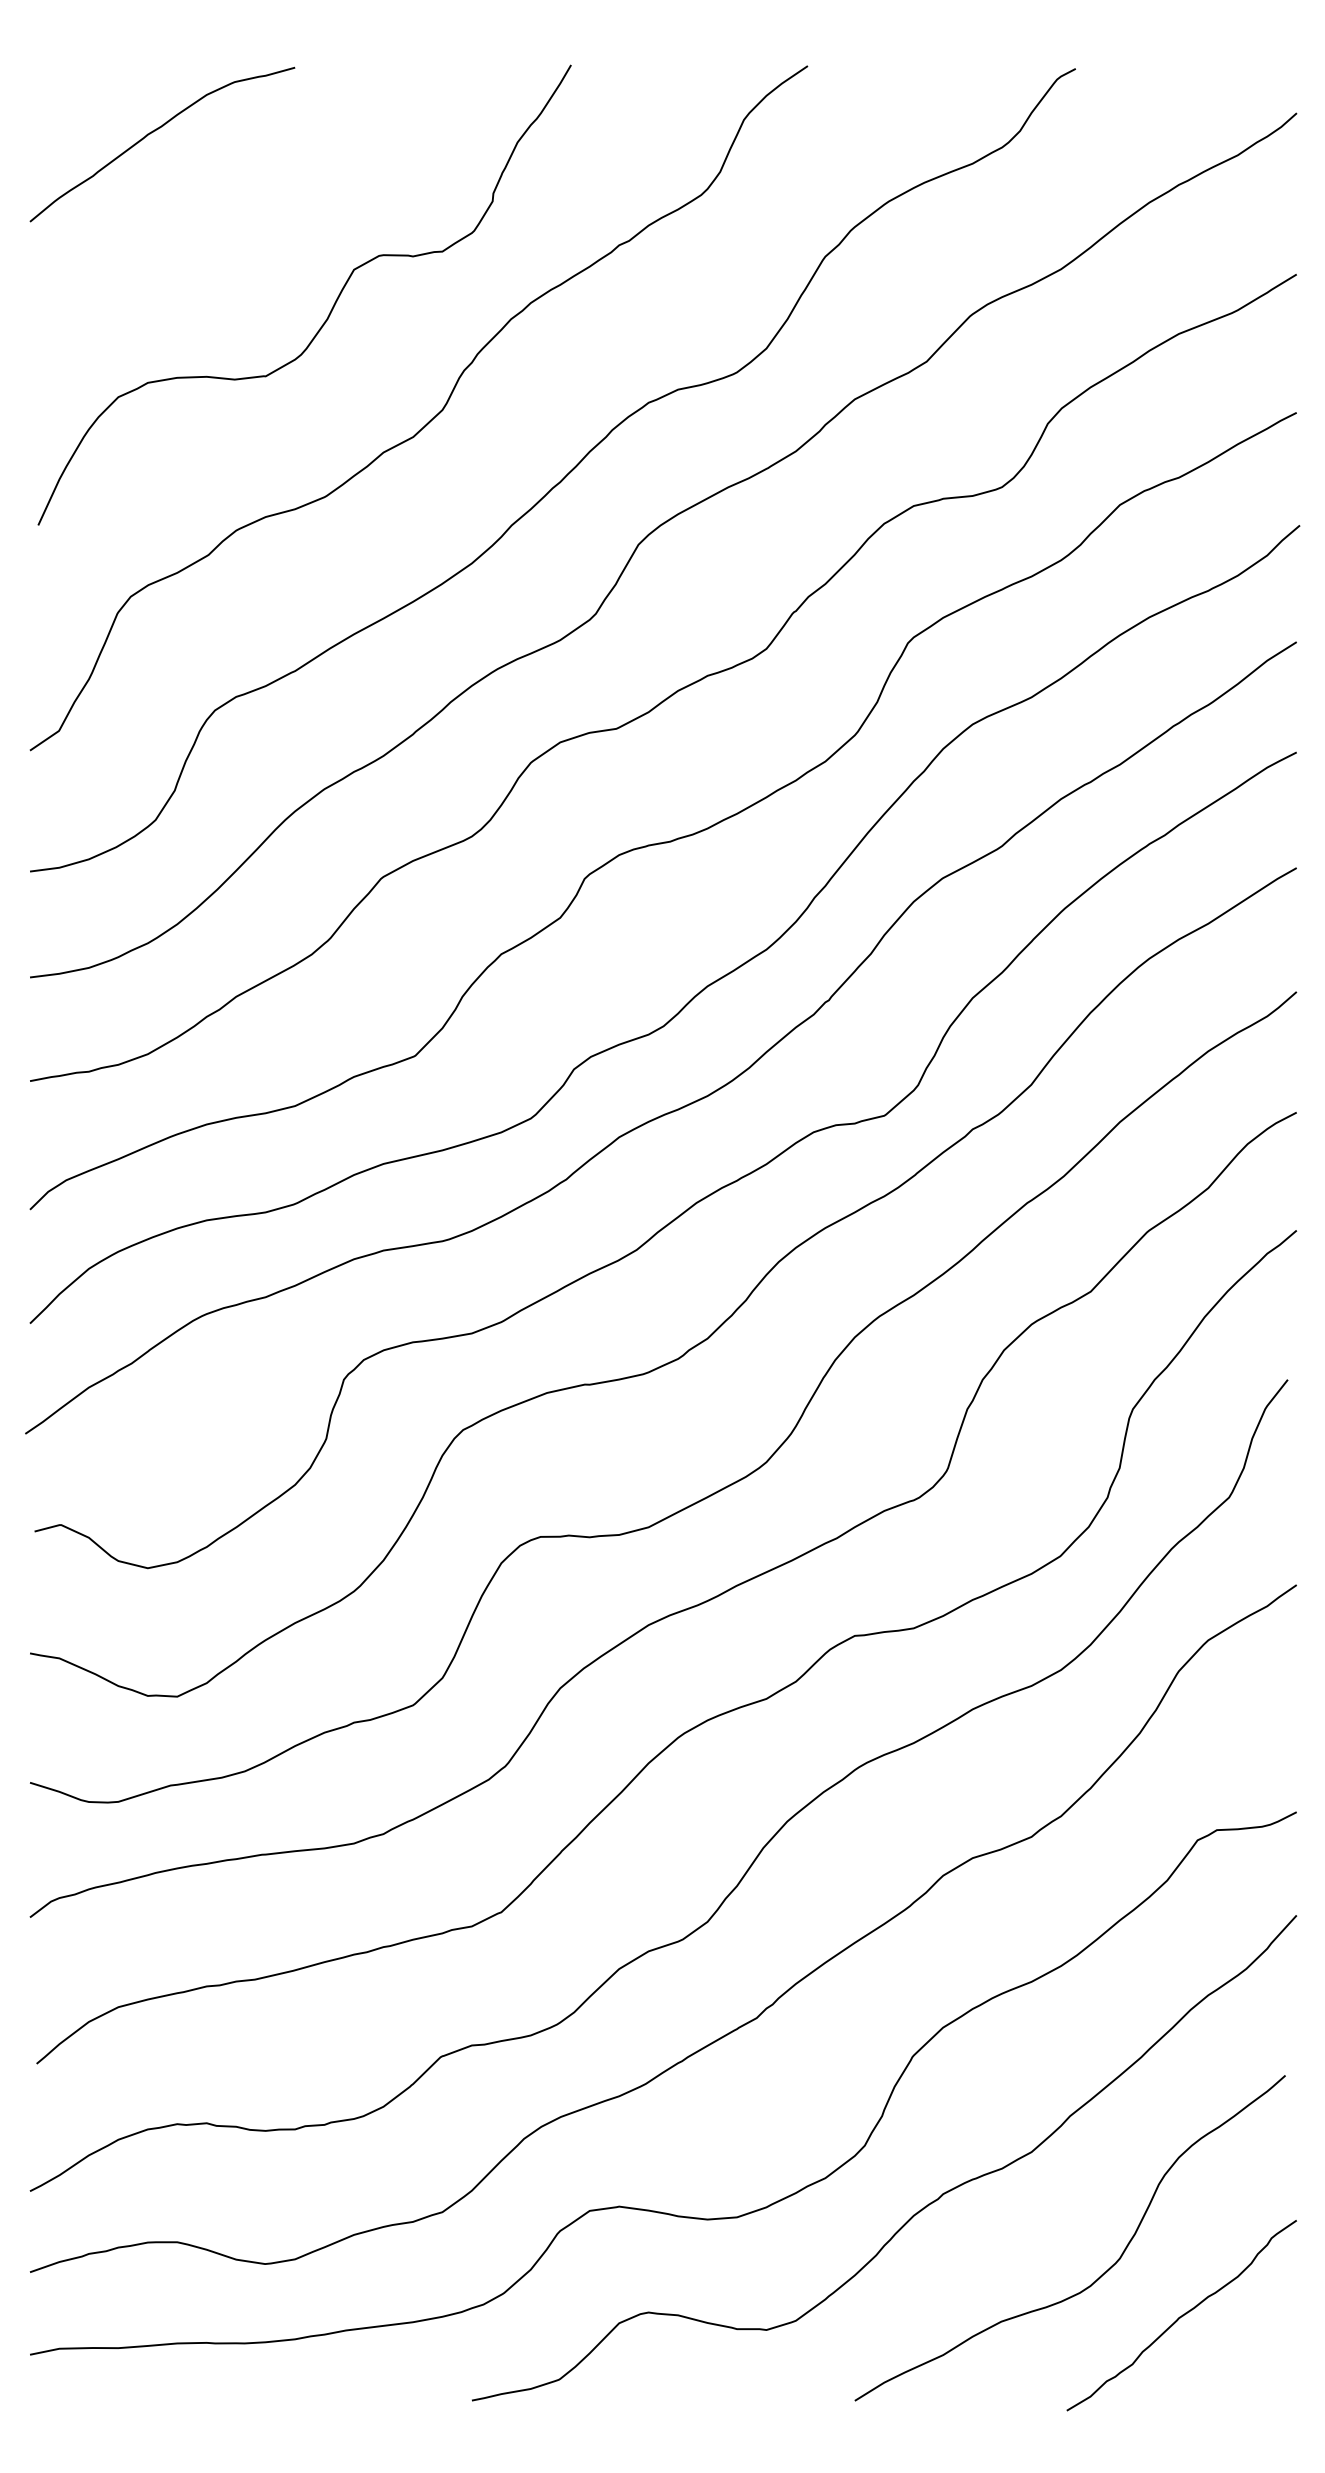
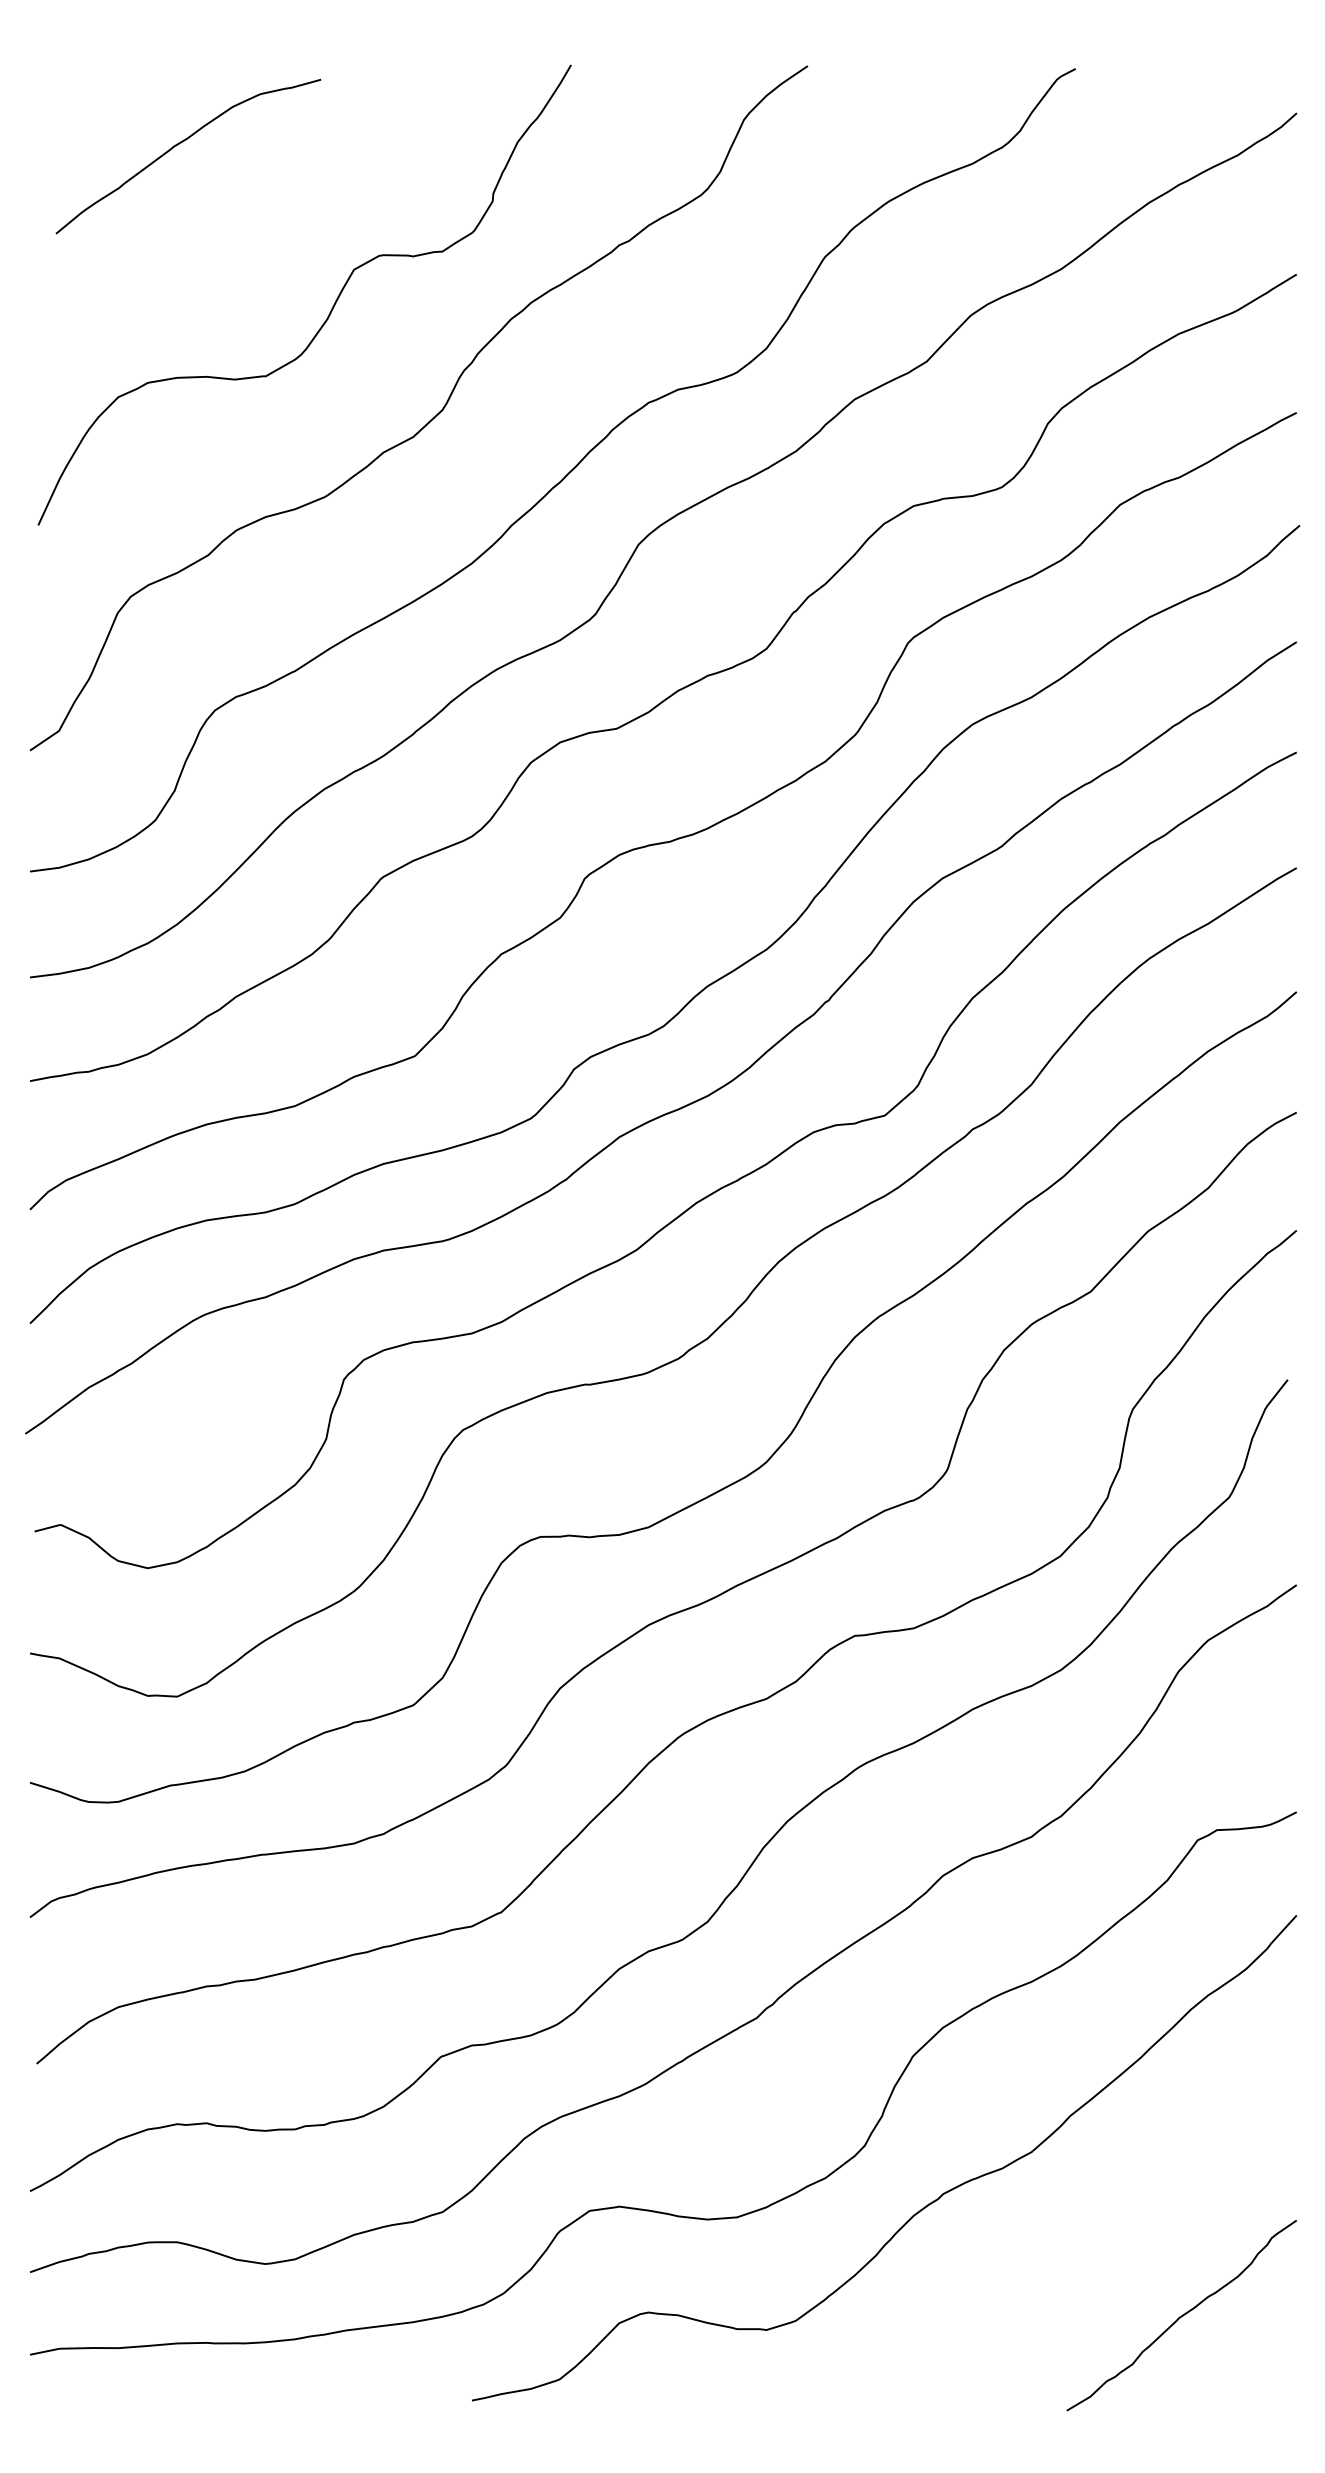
curve position: (155, 131) -> (181, 143) (181, 143)
curve: present -> none (1102, 2273)
